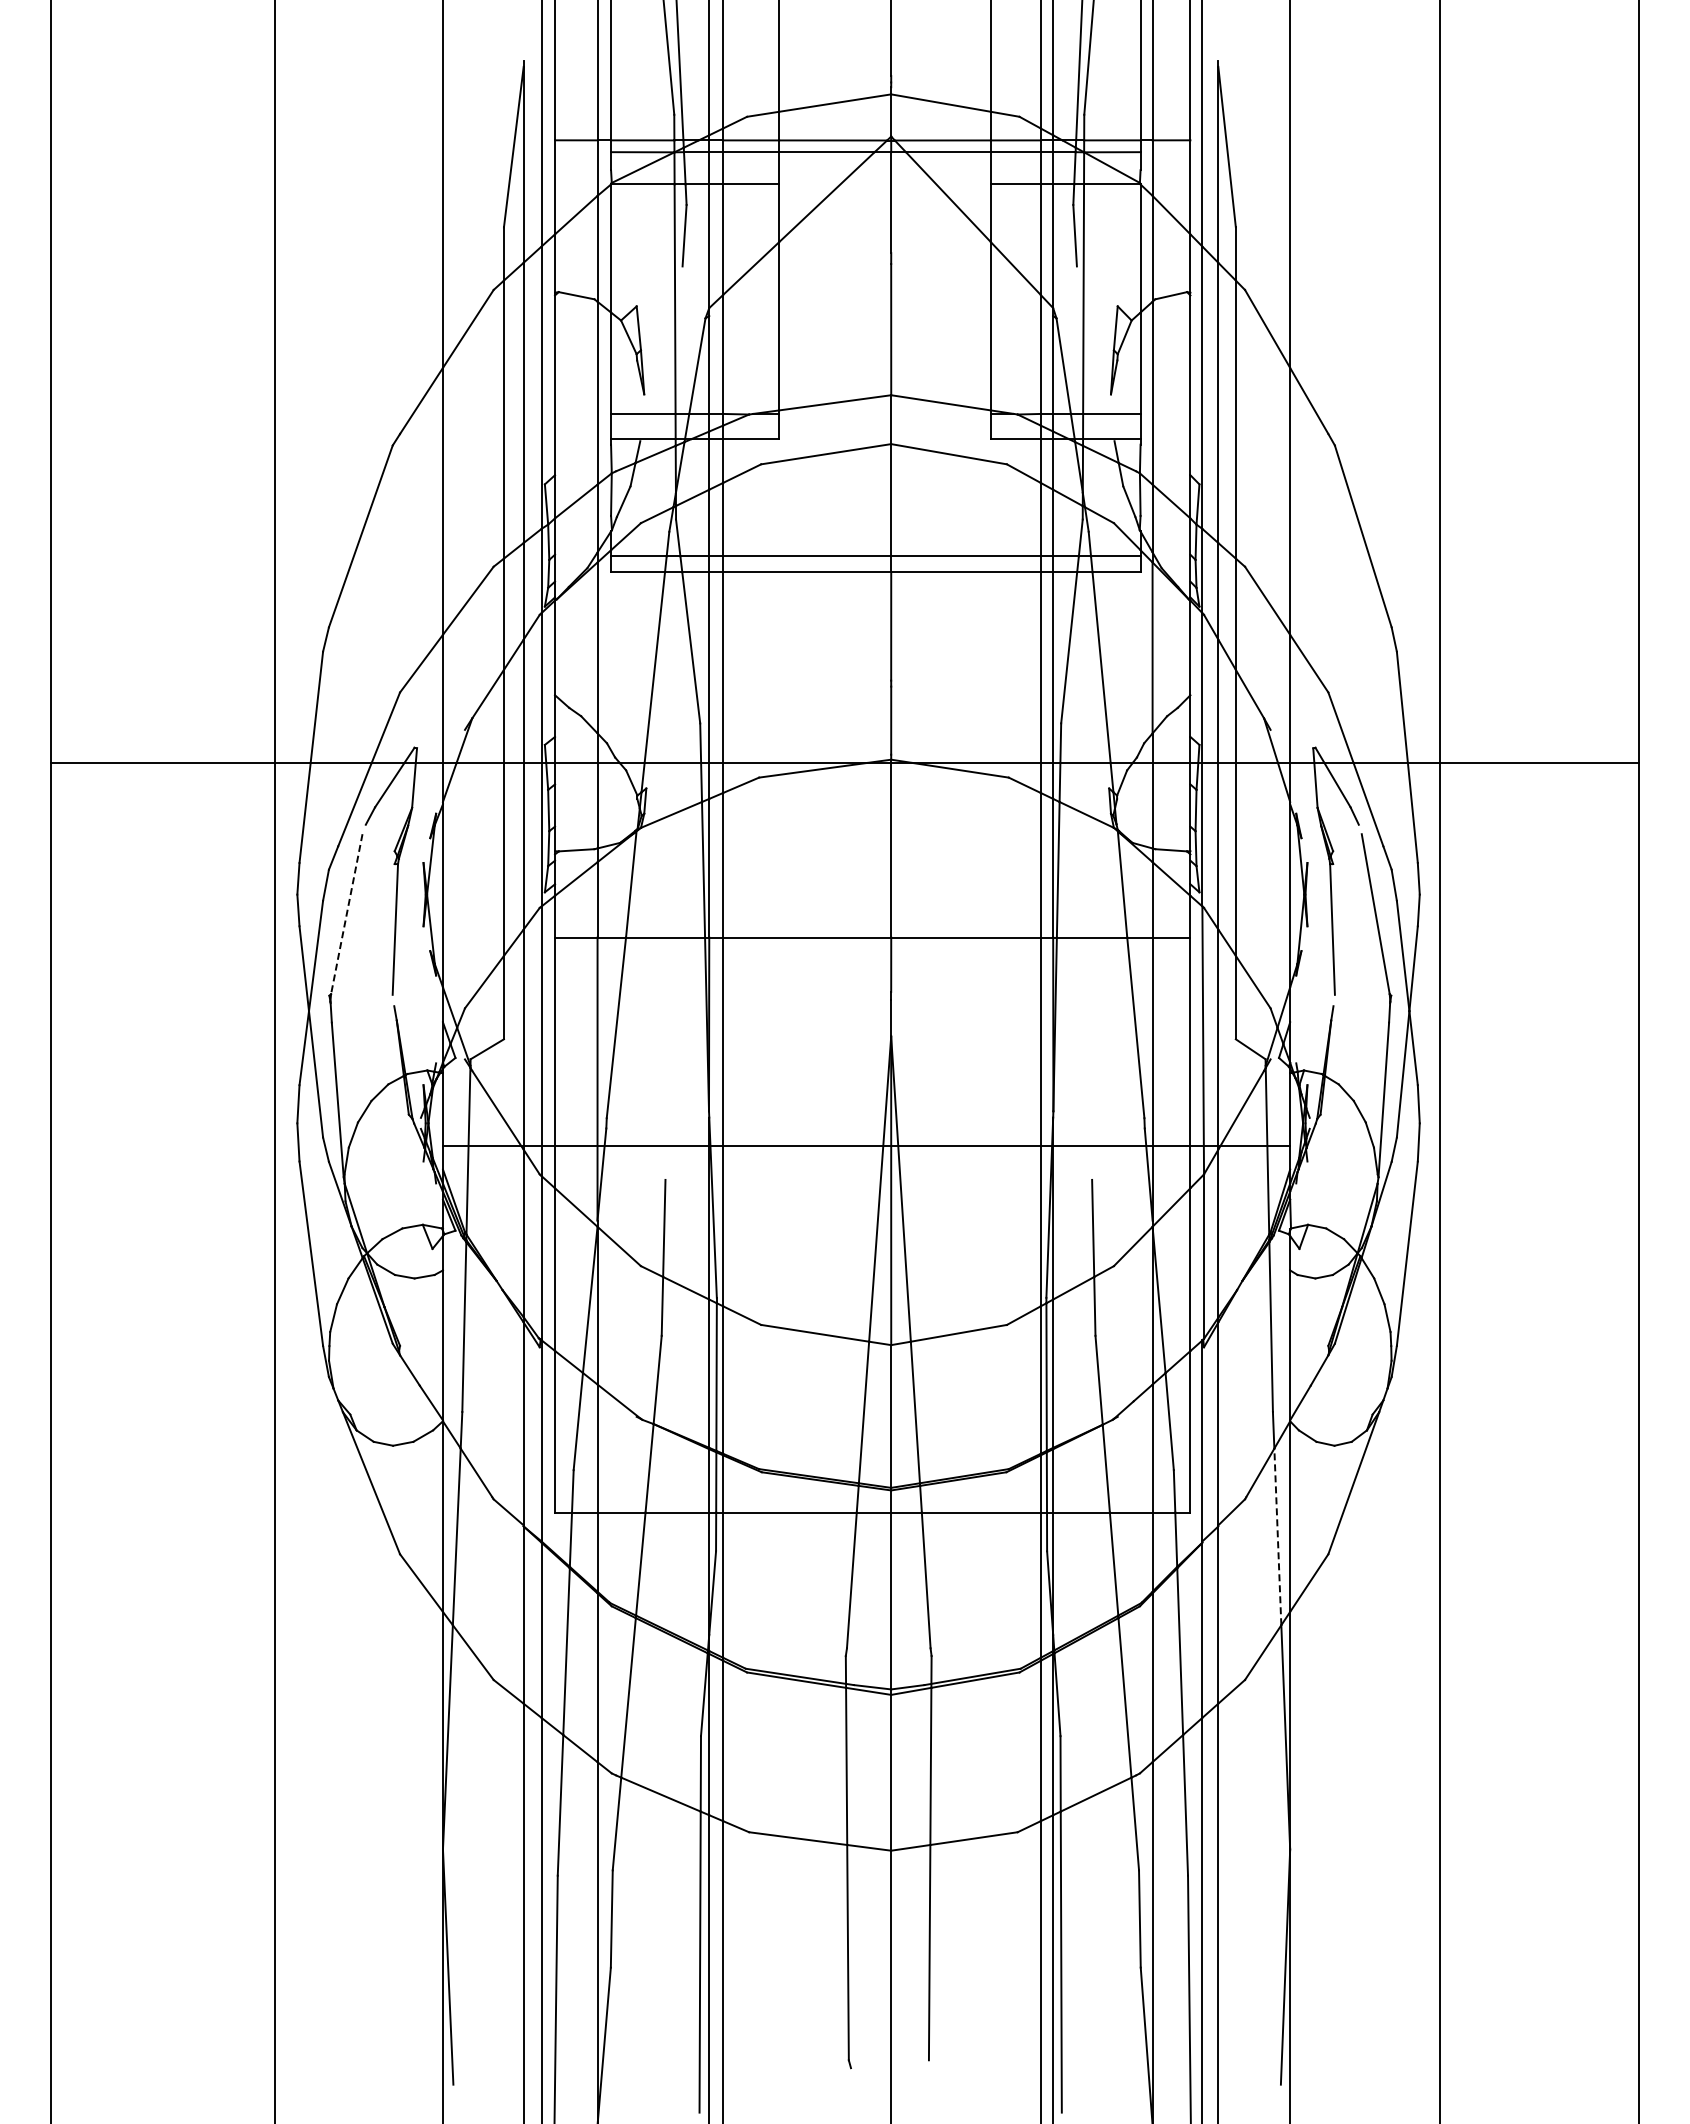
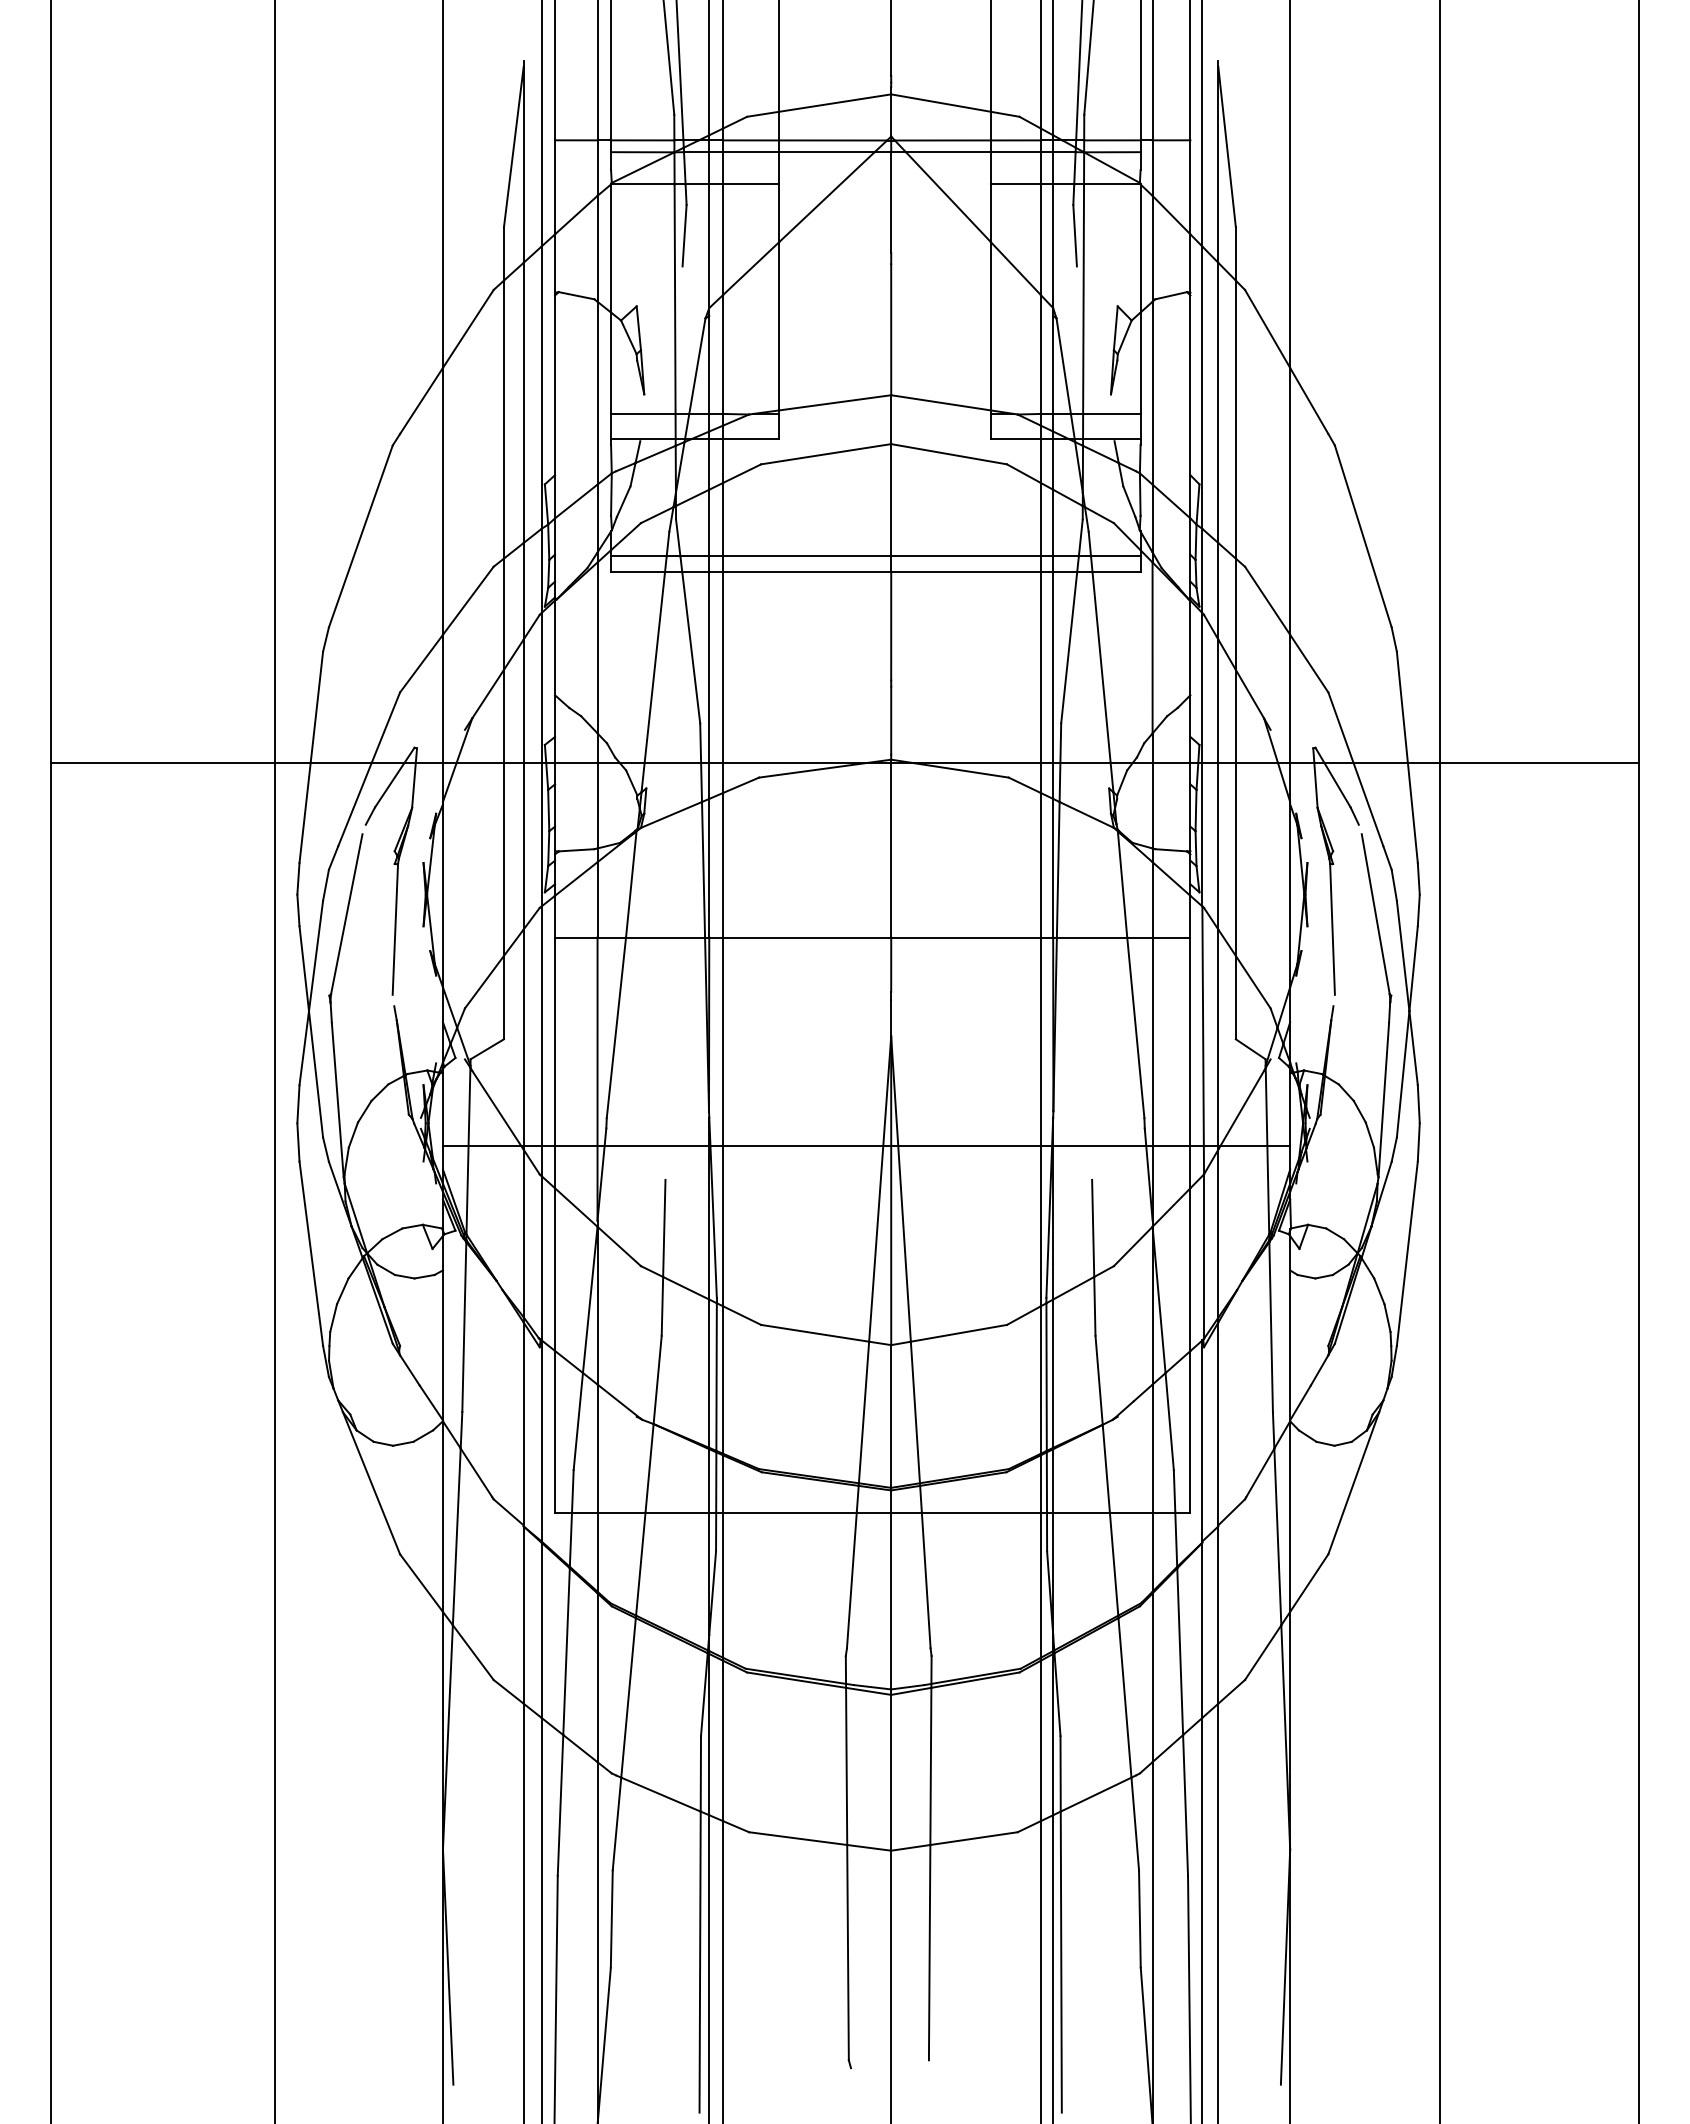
line: dashed -> solid (346, 914)
line: dashed -> solid (1277, 1536)
